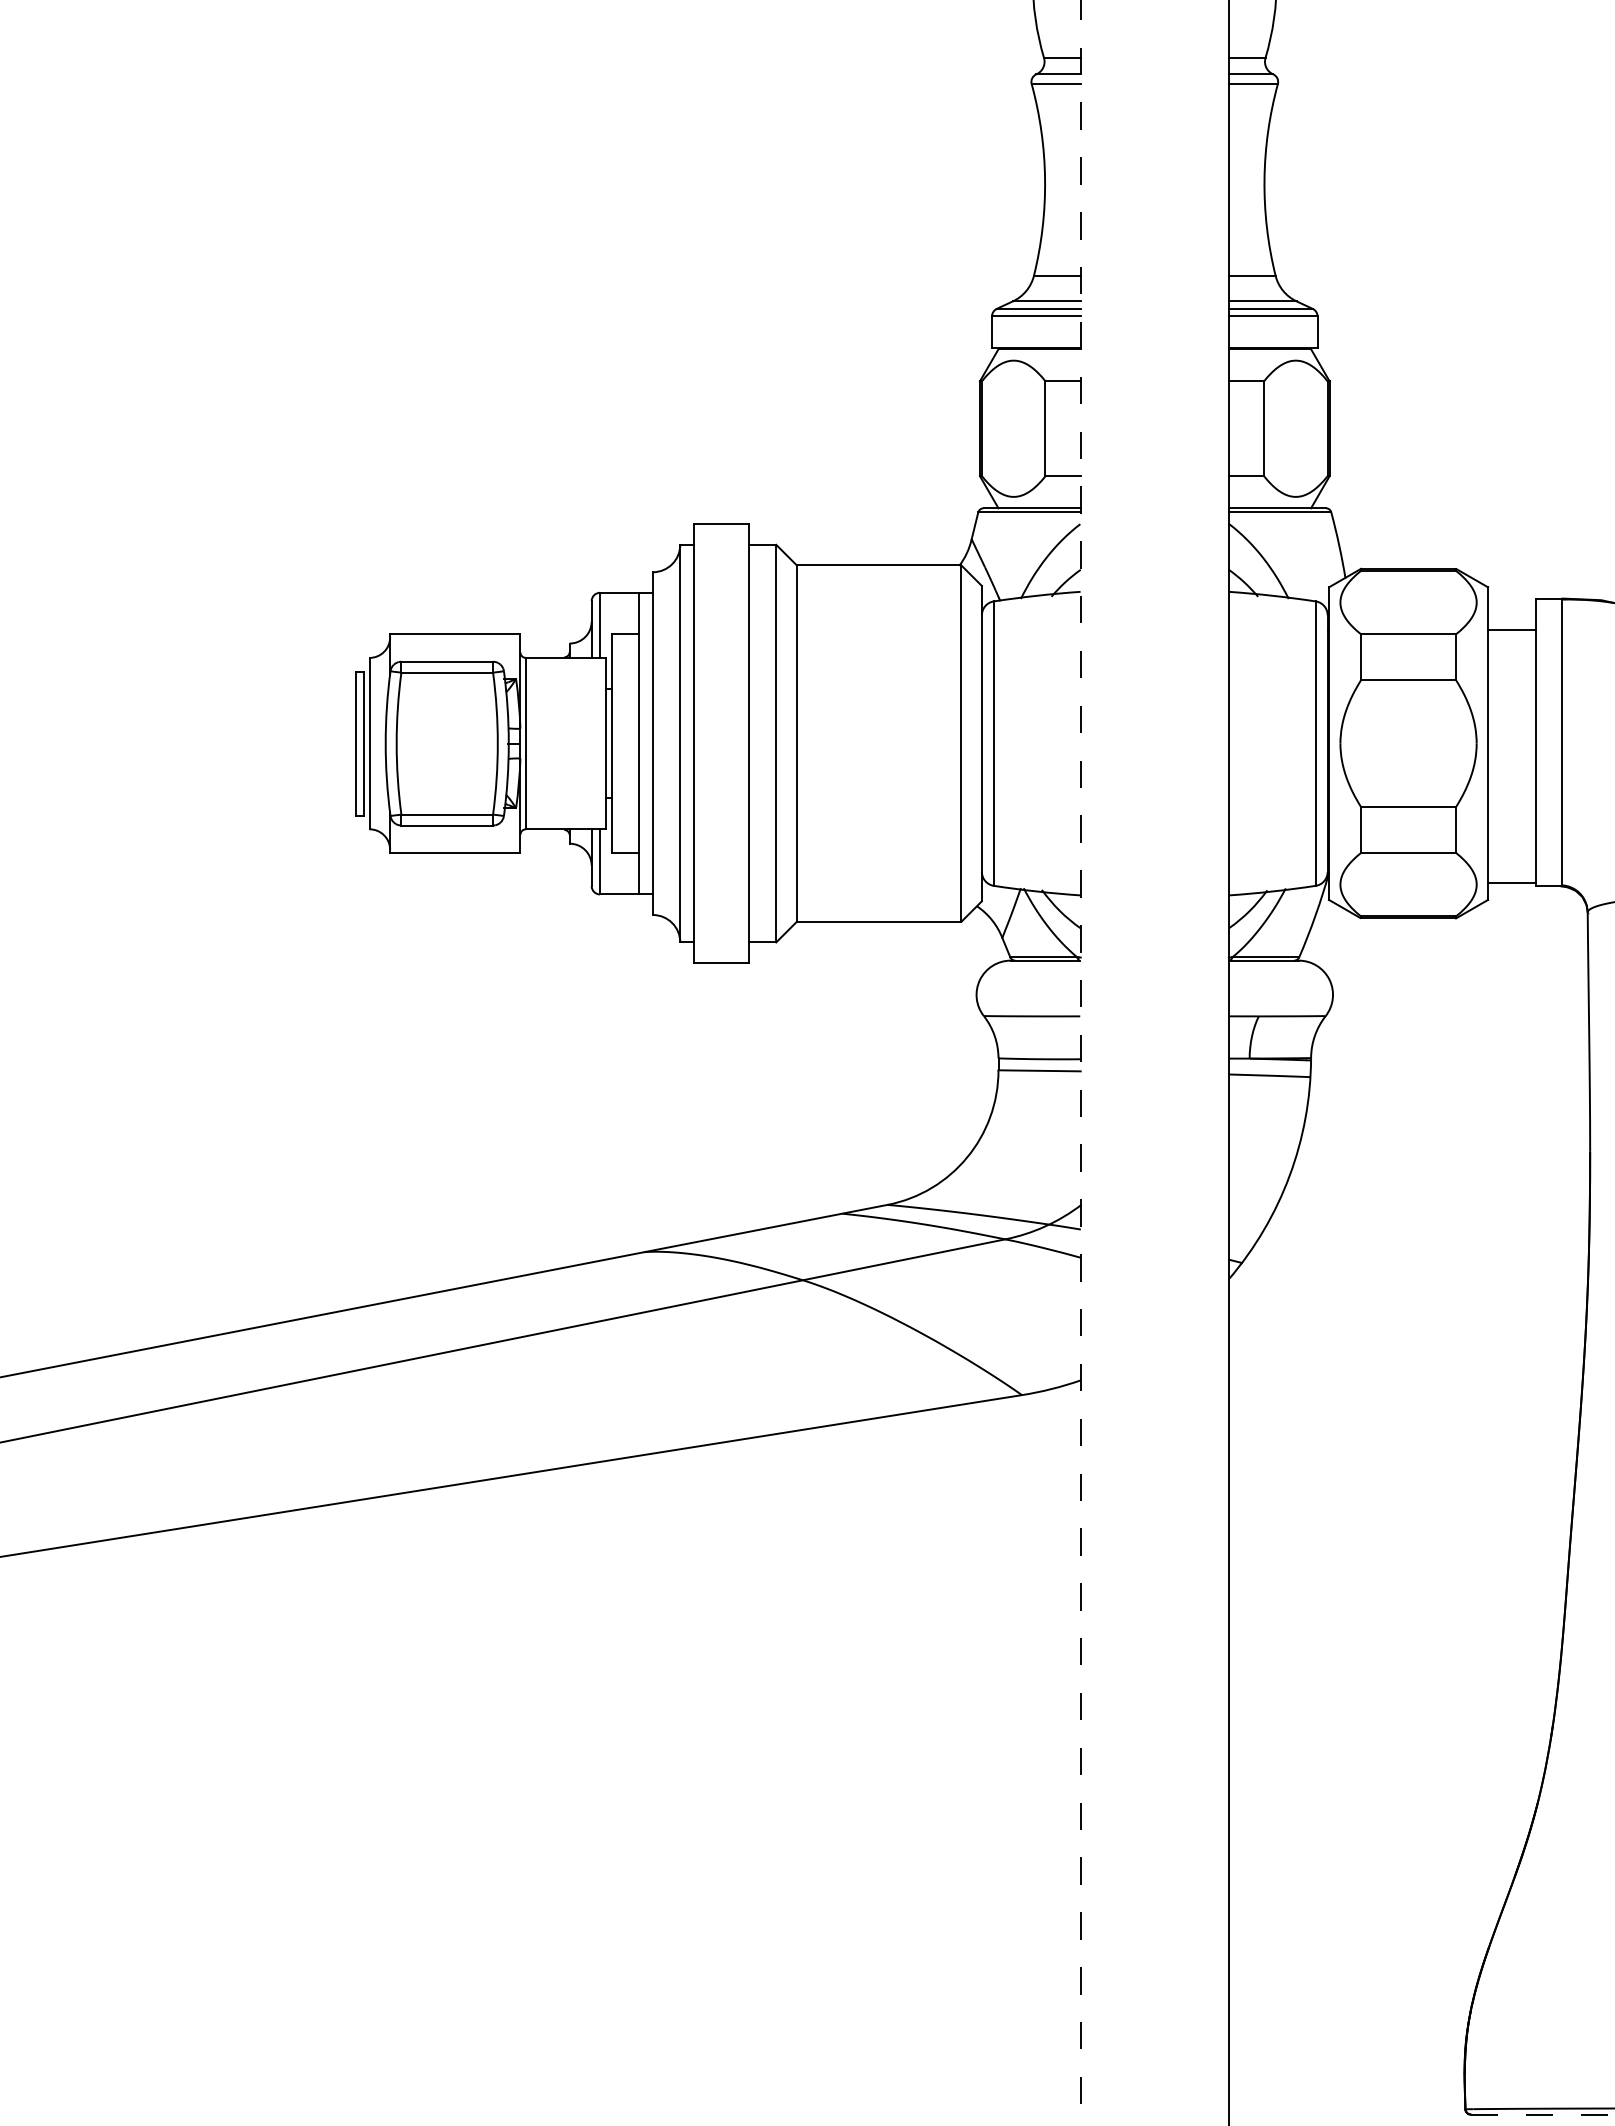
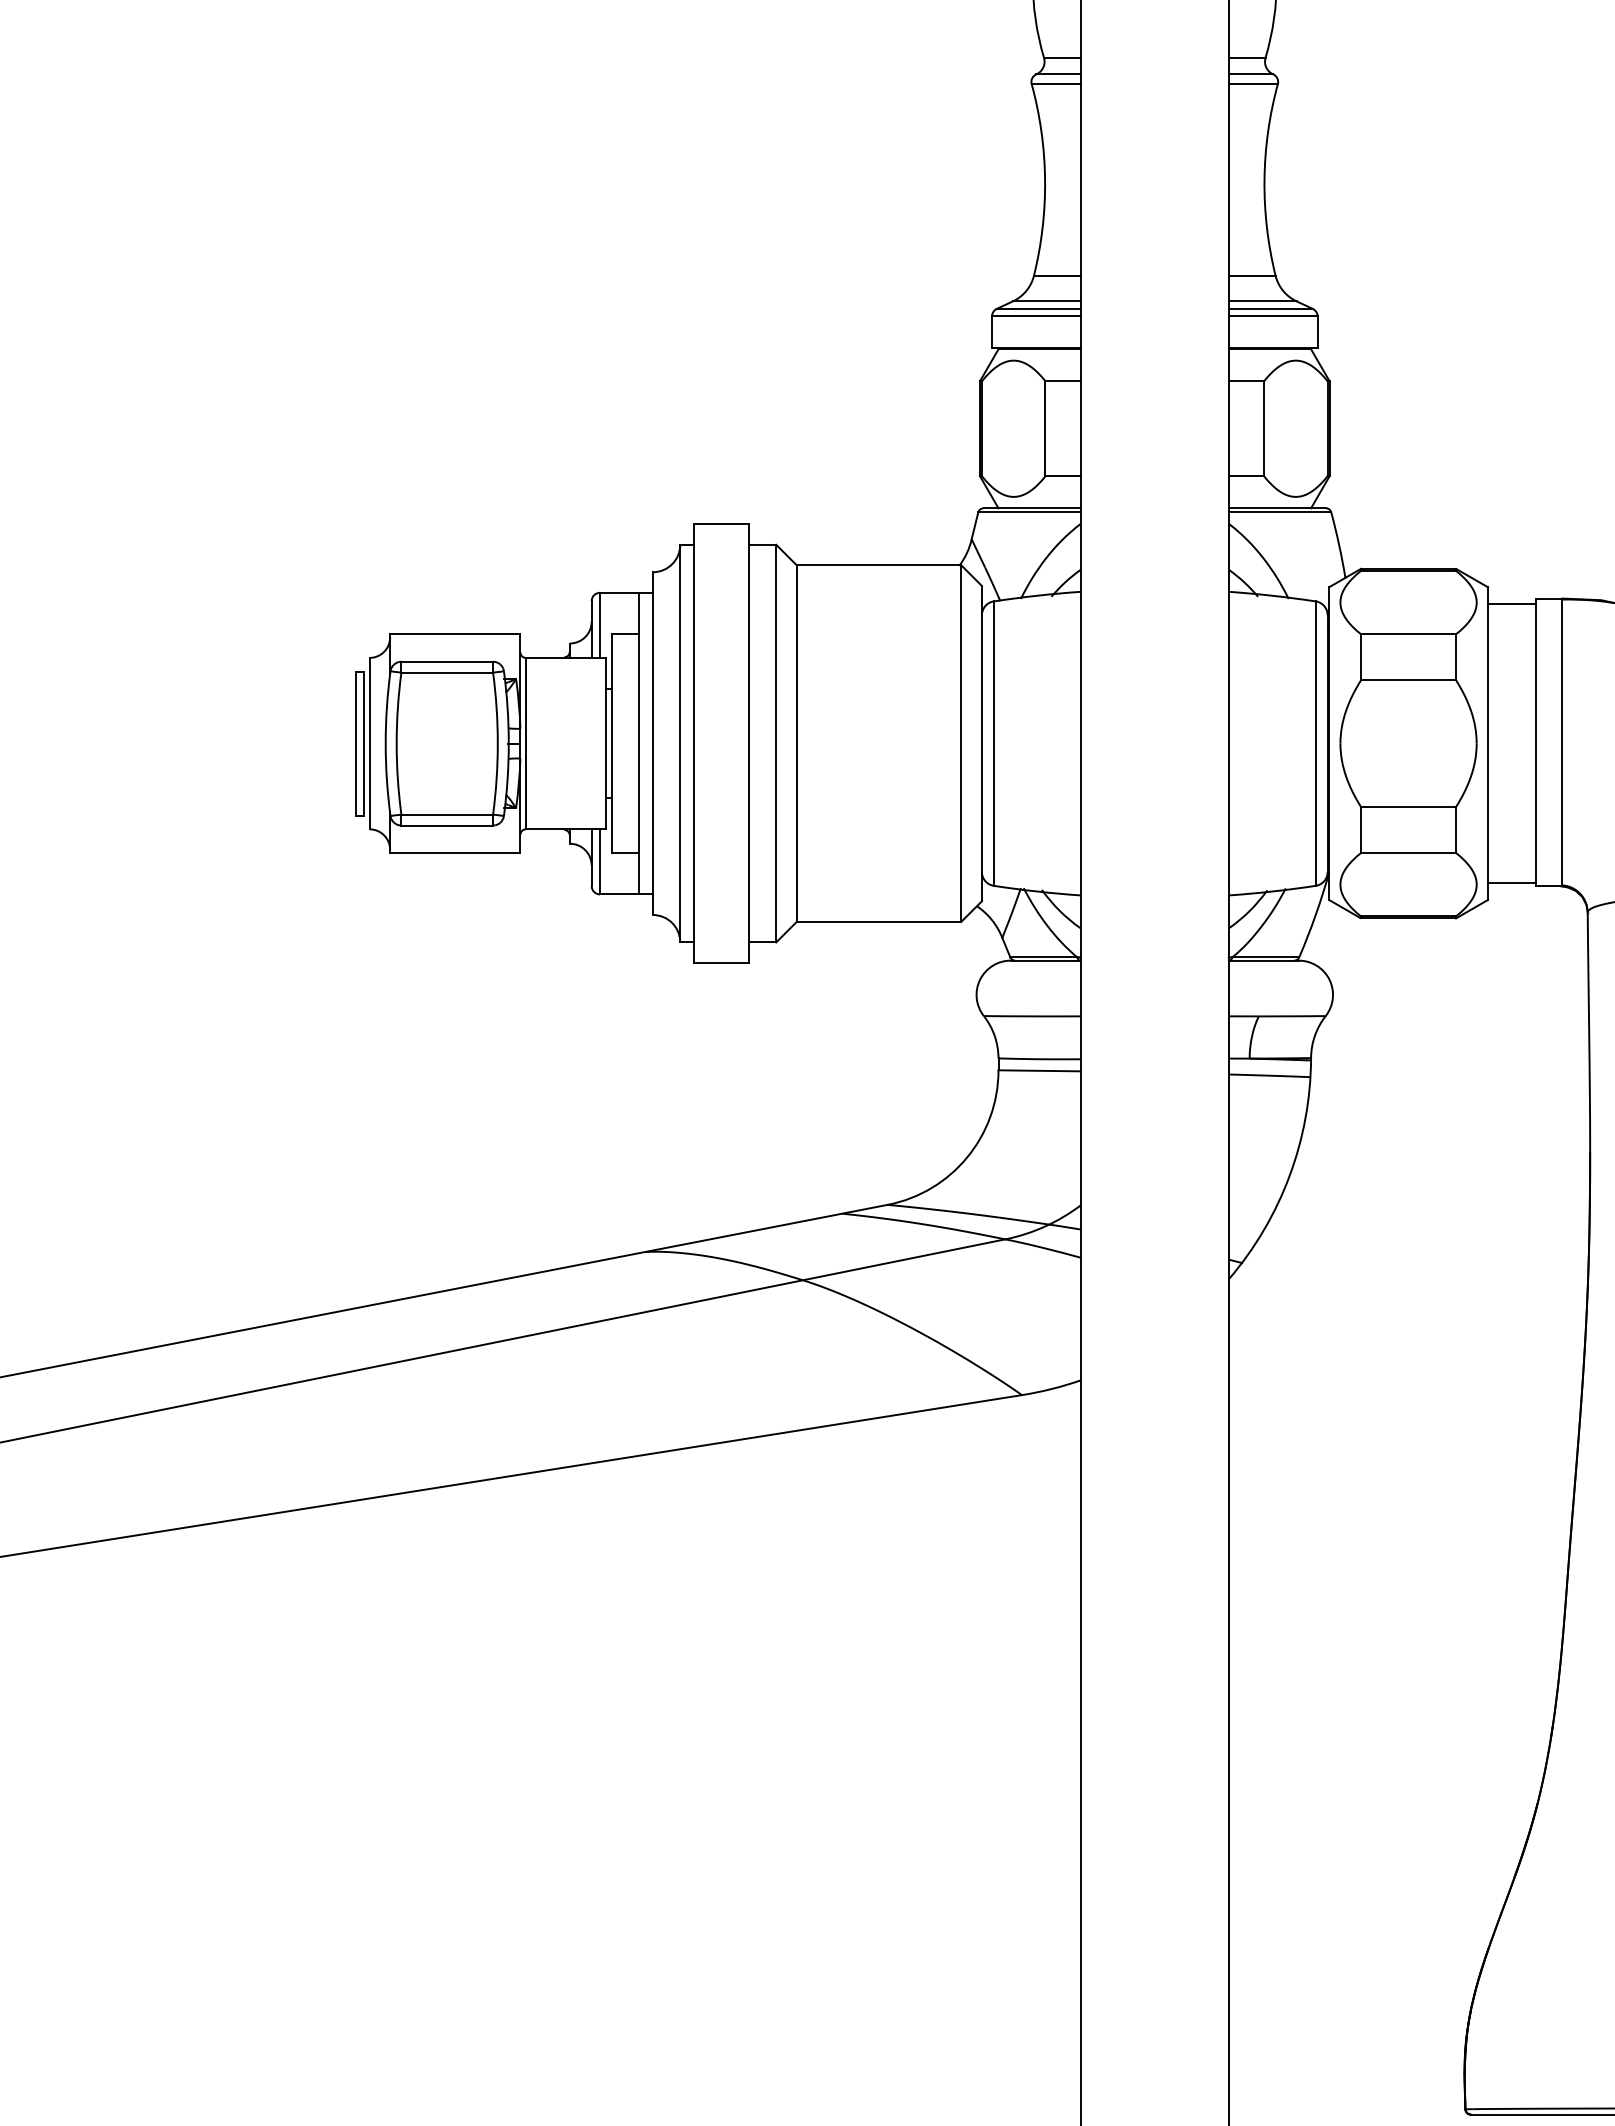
line position: (1511, 629) -> (1511, 603) (1511, 603)
line: dashed -> solid (1080, 1063)
line: dashed -> solid (1542, 2114)
